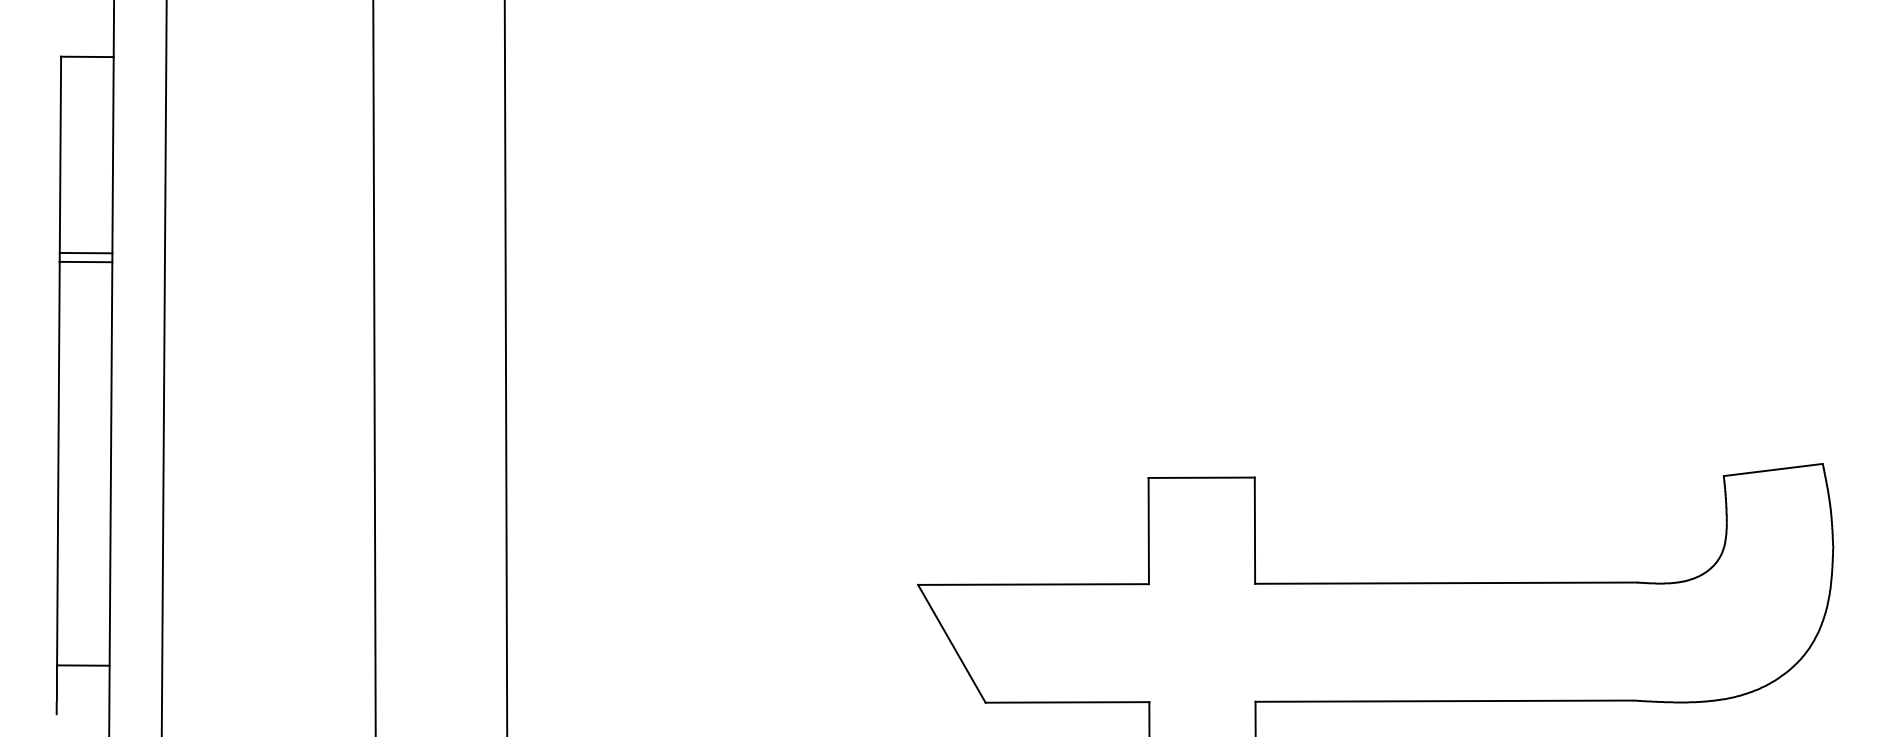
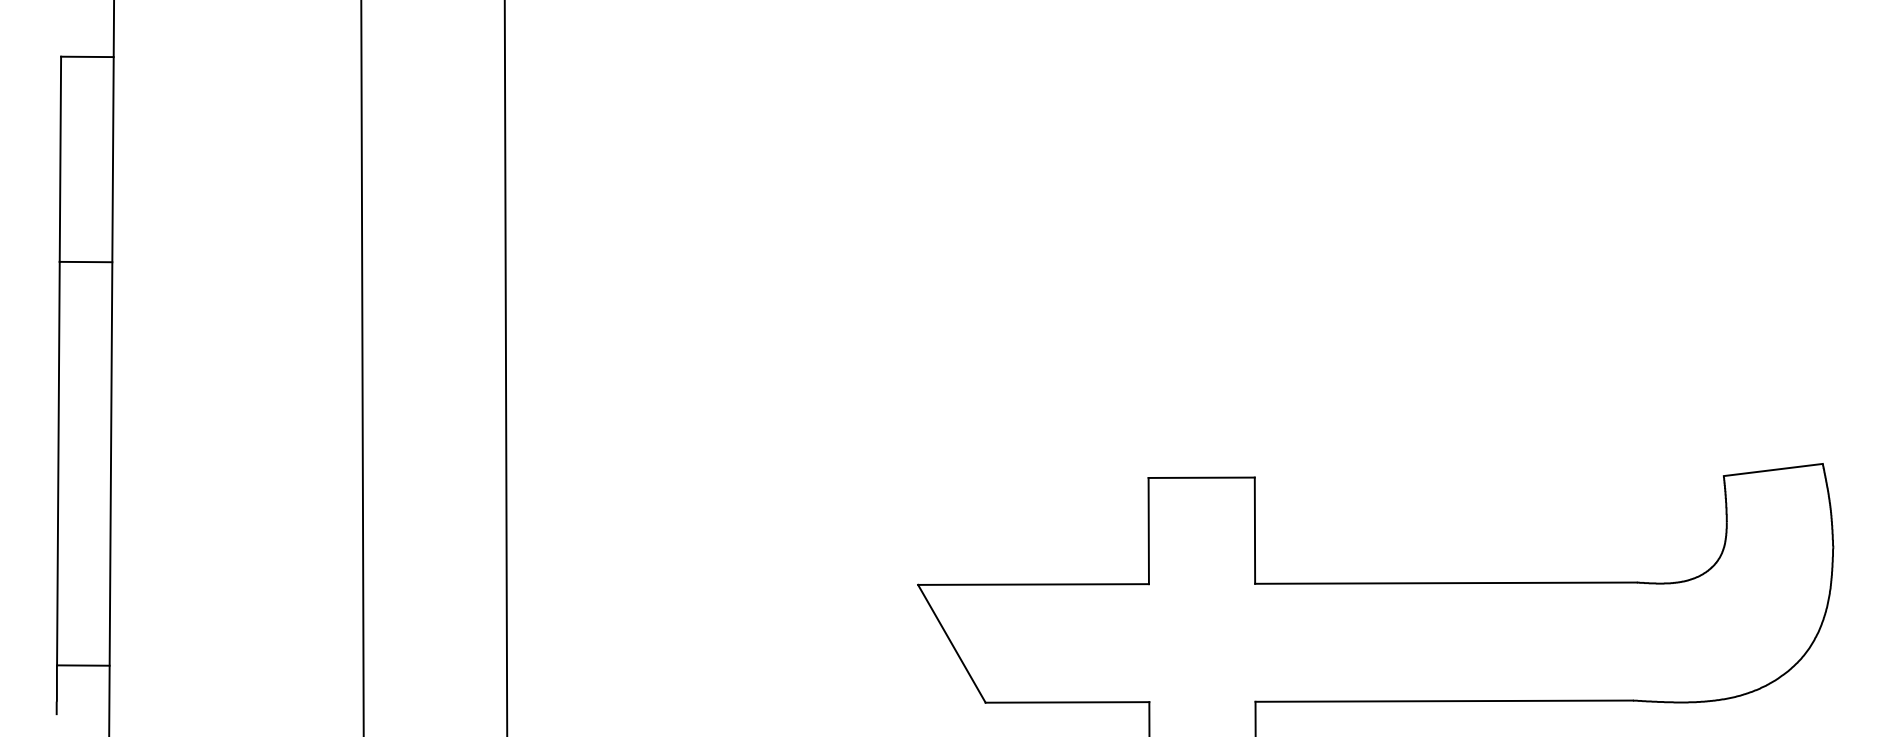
line: present -> none (85, 252)
line: present -> none (163, 367)
line position: (374, 367) -> (362, 367) (362, 367)
